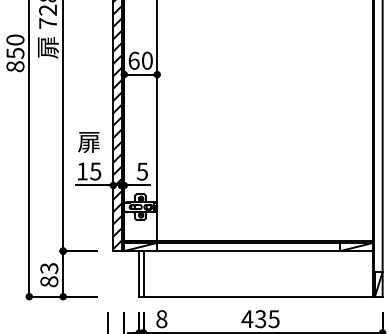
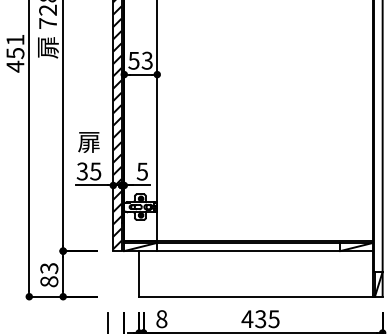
text: 850 -> 451 (15, 53)
text: 60 -> 53 (140, 60)
text: 15 -> 35 (81, 171)
line: present -> none (143, 273)
